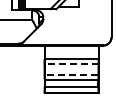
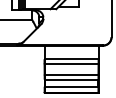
line: dashed -> solid (71, 64)
line: dashed -> solid (71, 74)
